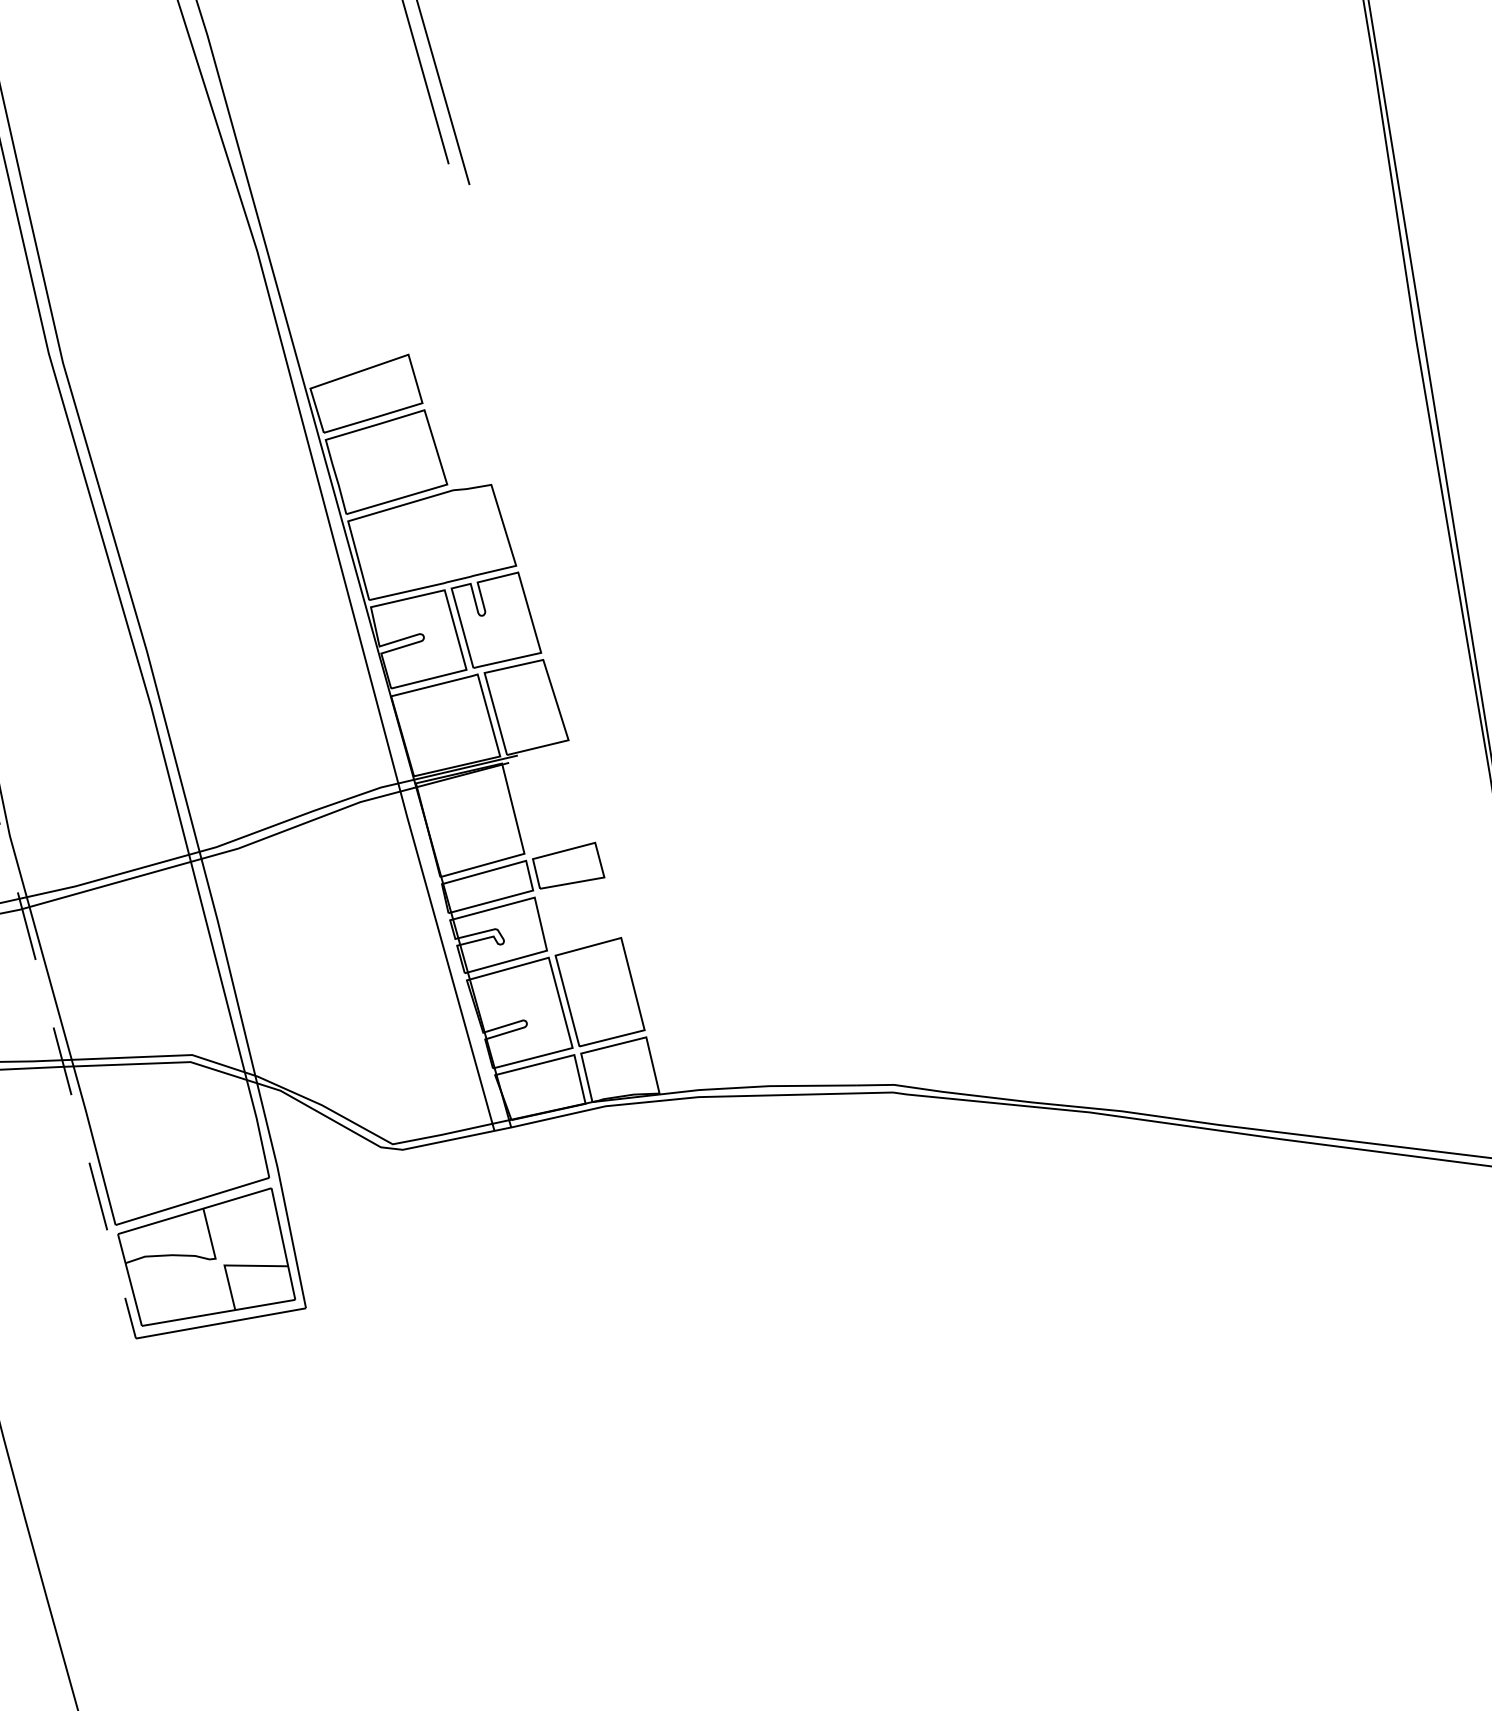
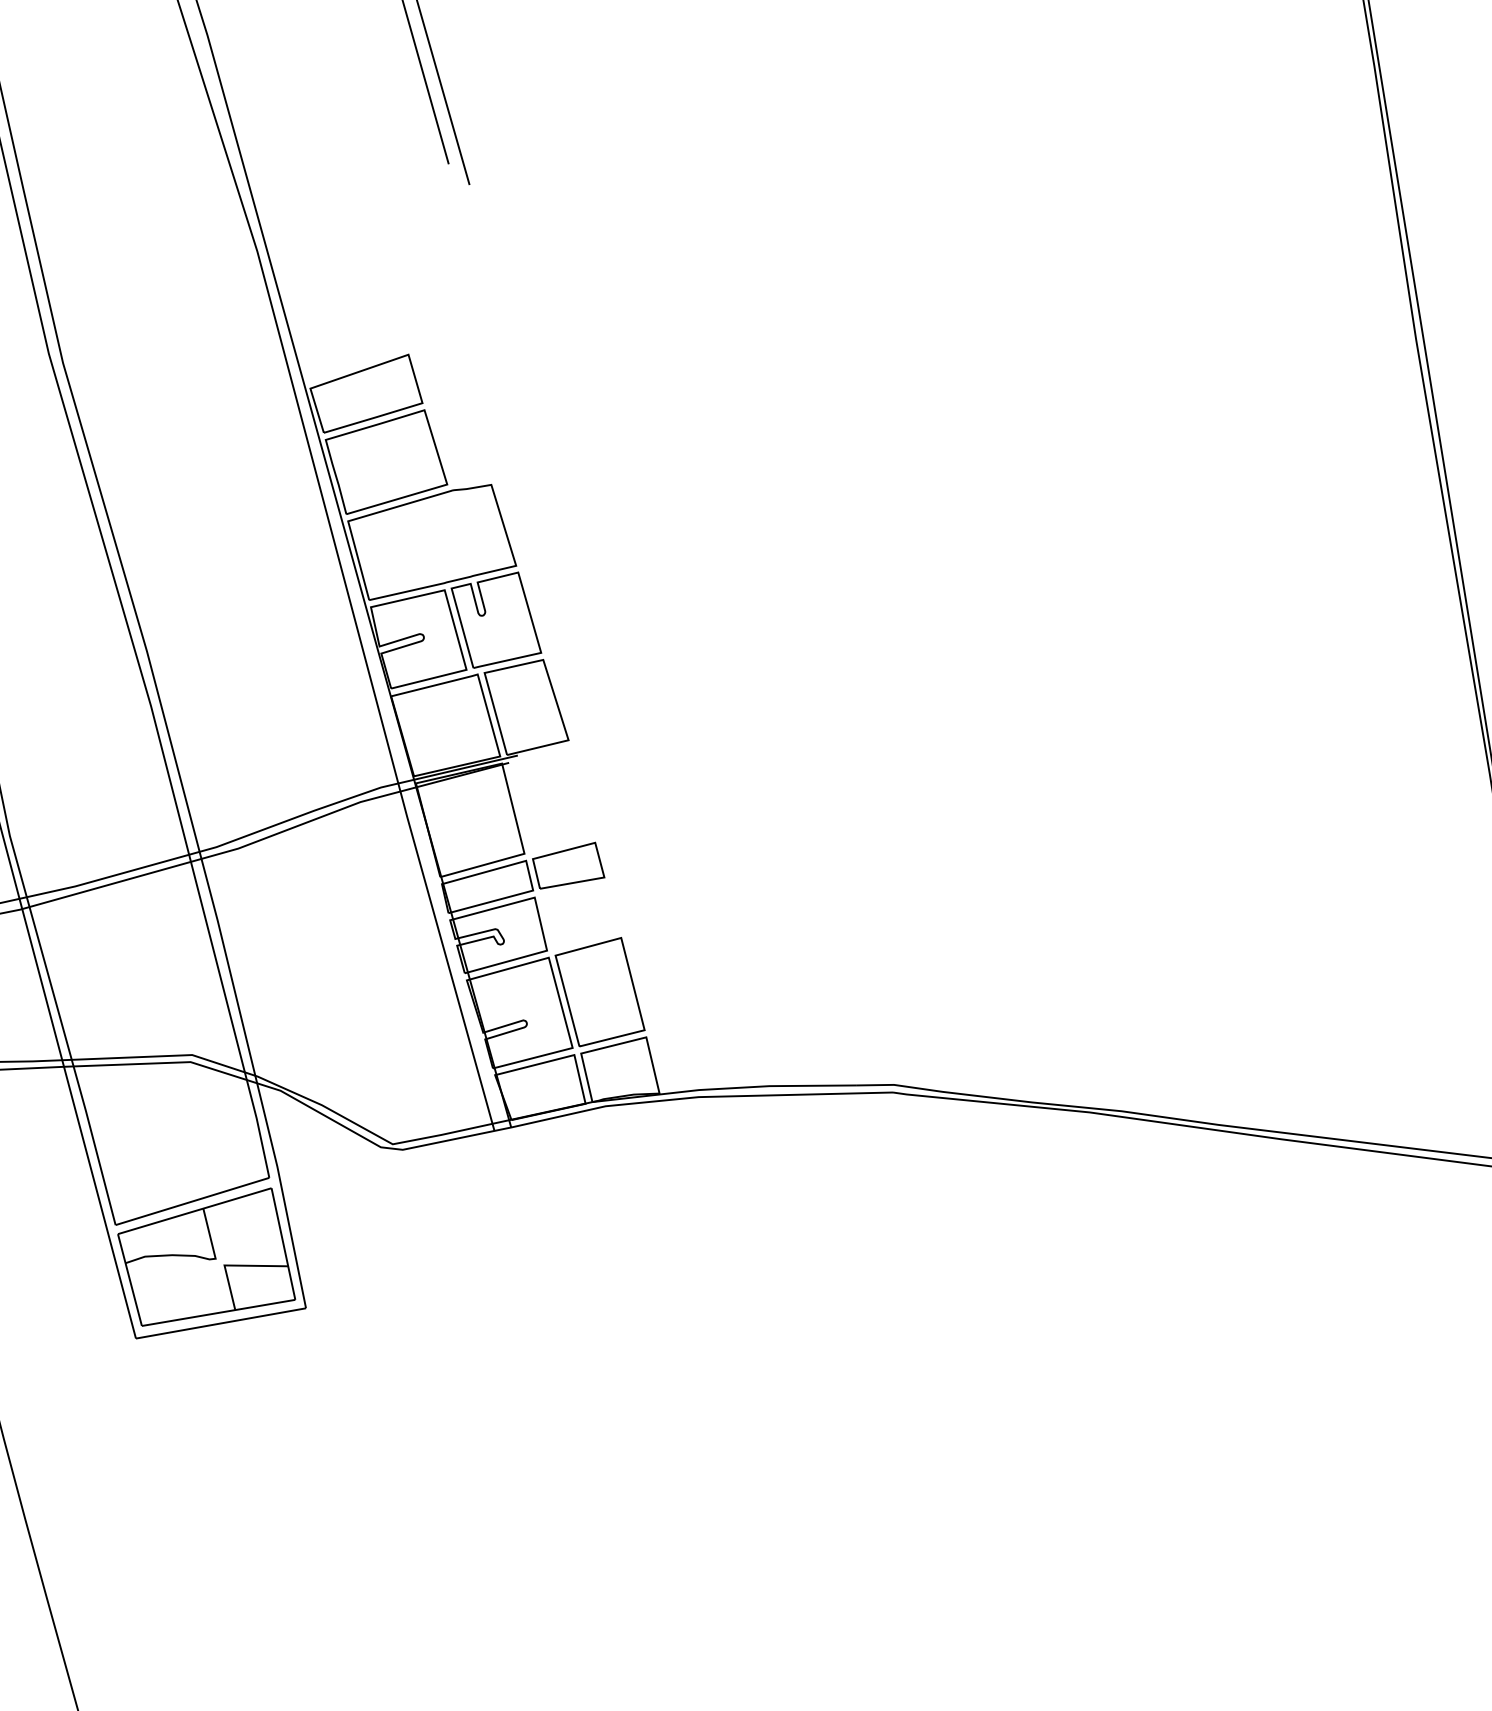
line: dashed -> solid (68, 1081)
